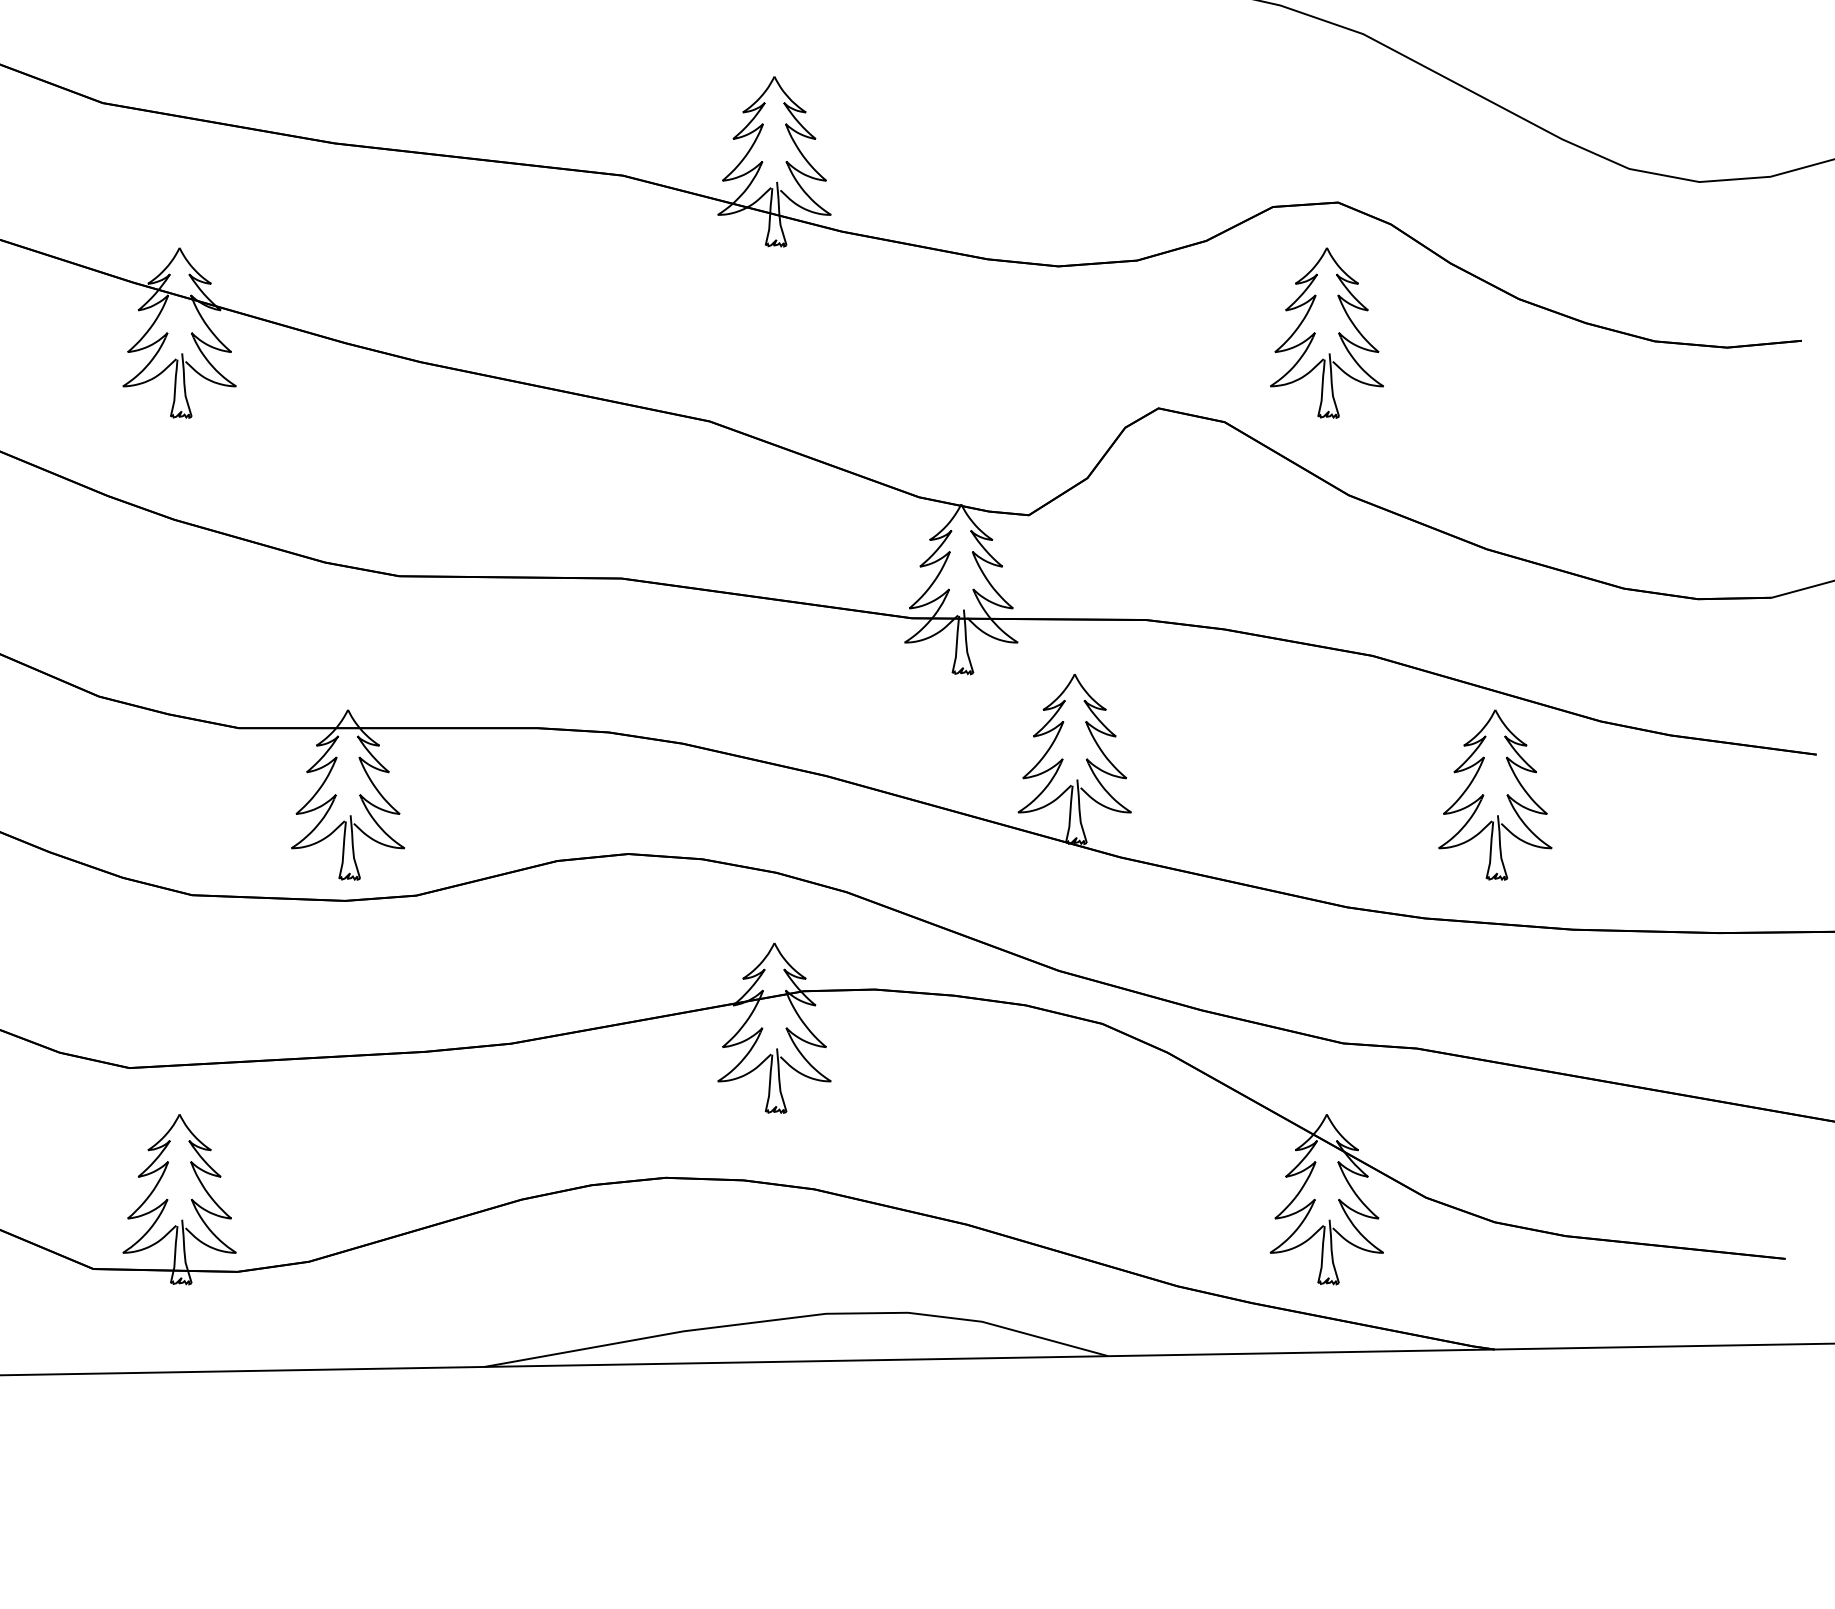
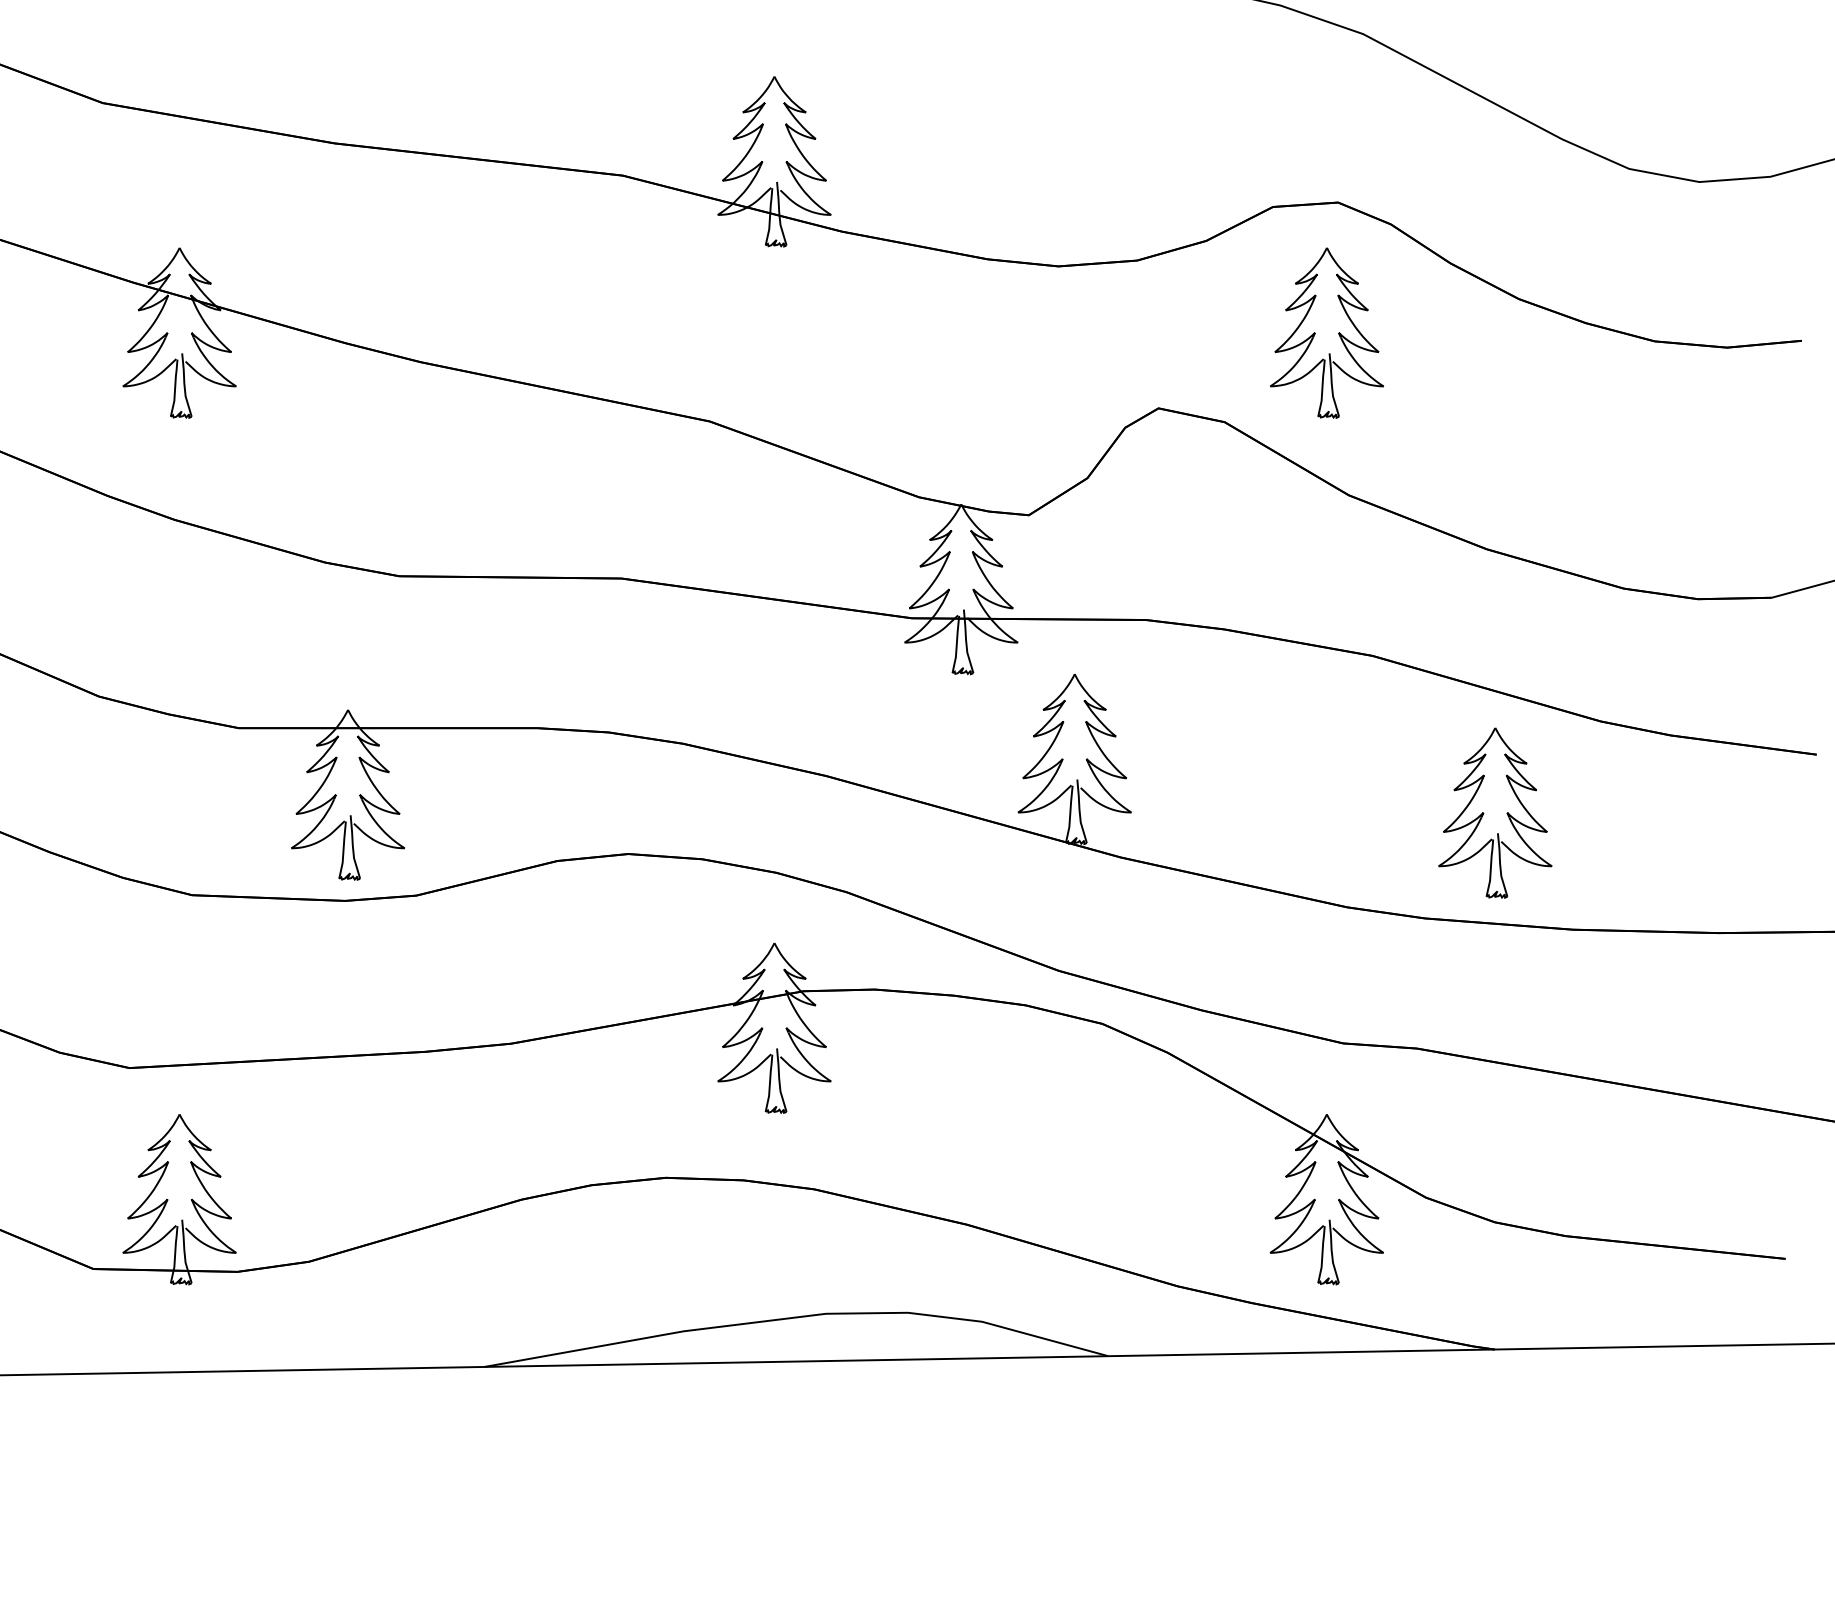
part position: (1484, 795) -> (1484, 813) (1484, 813)
